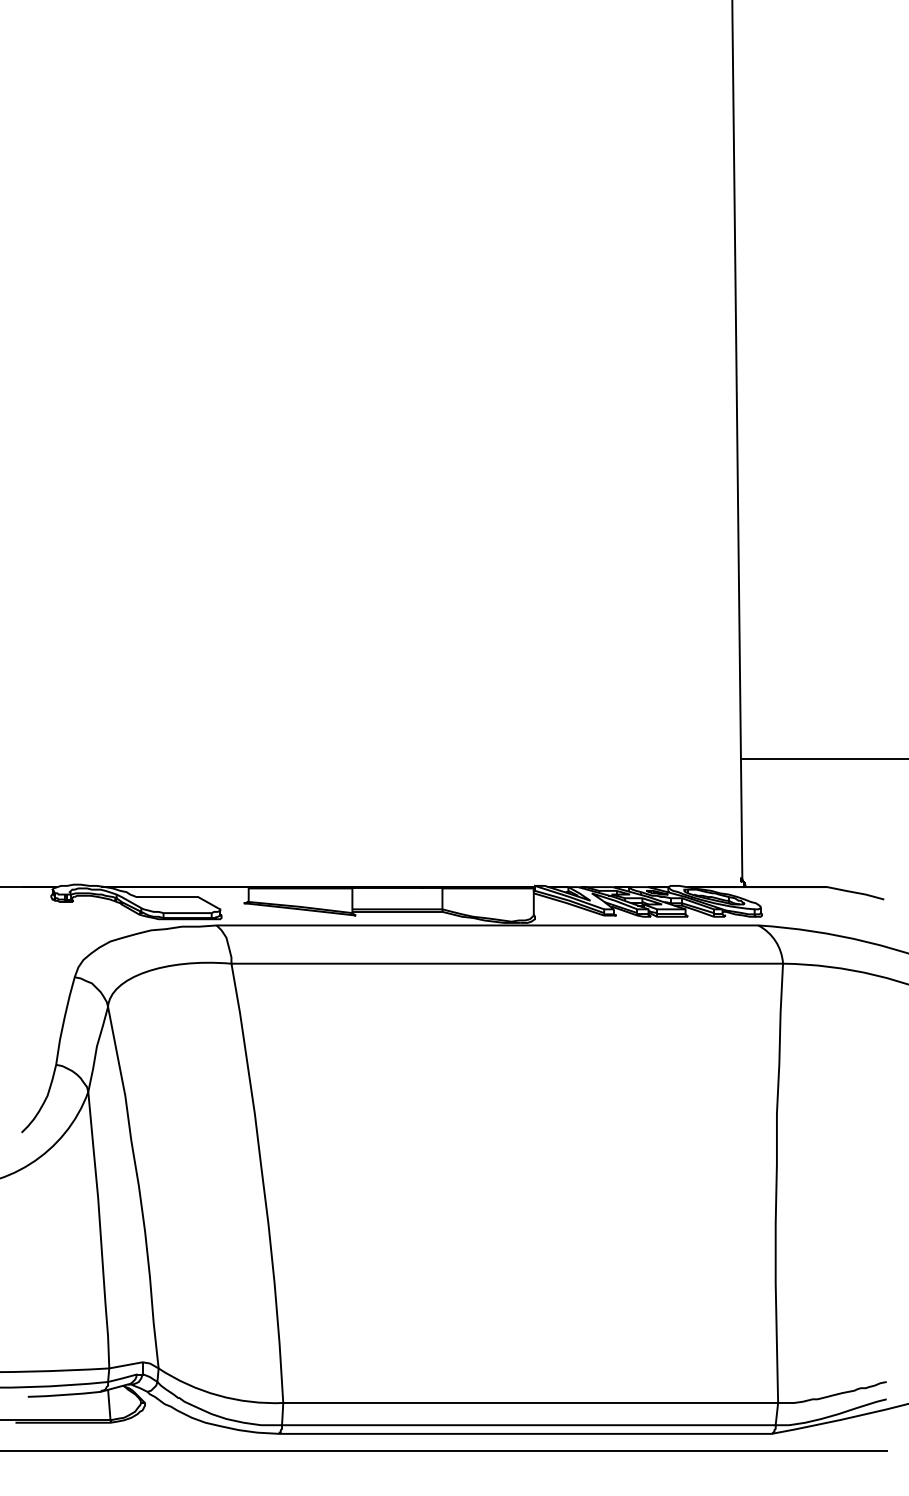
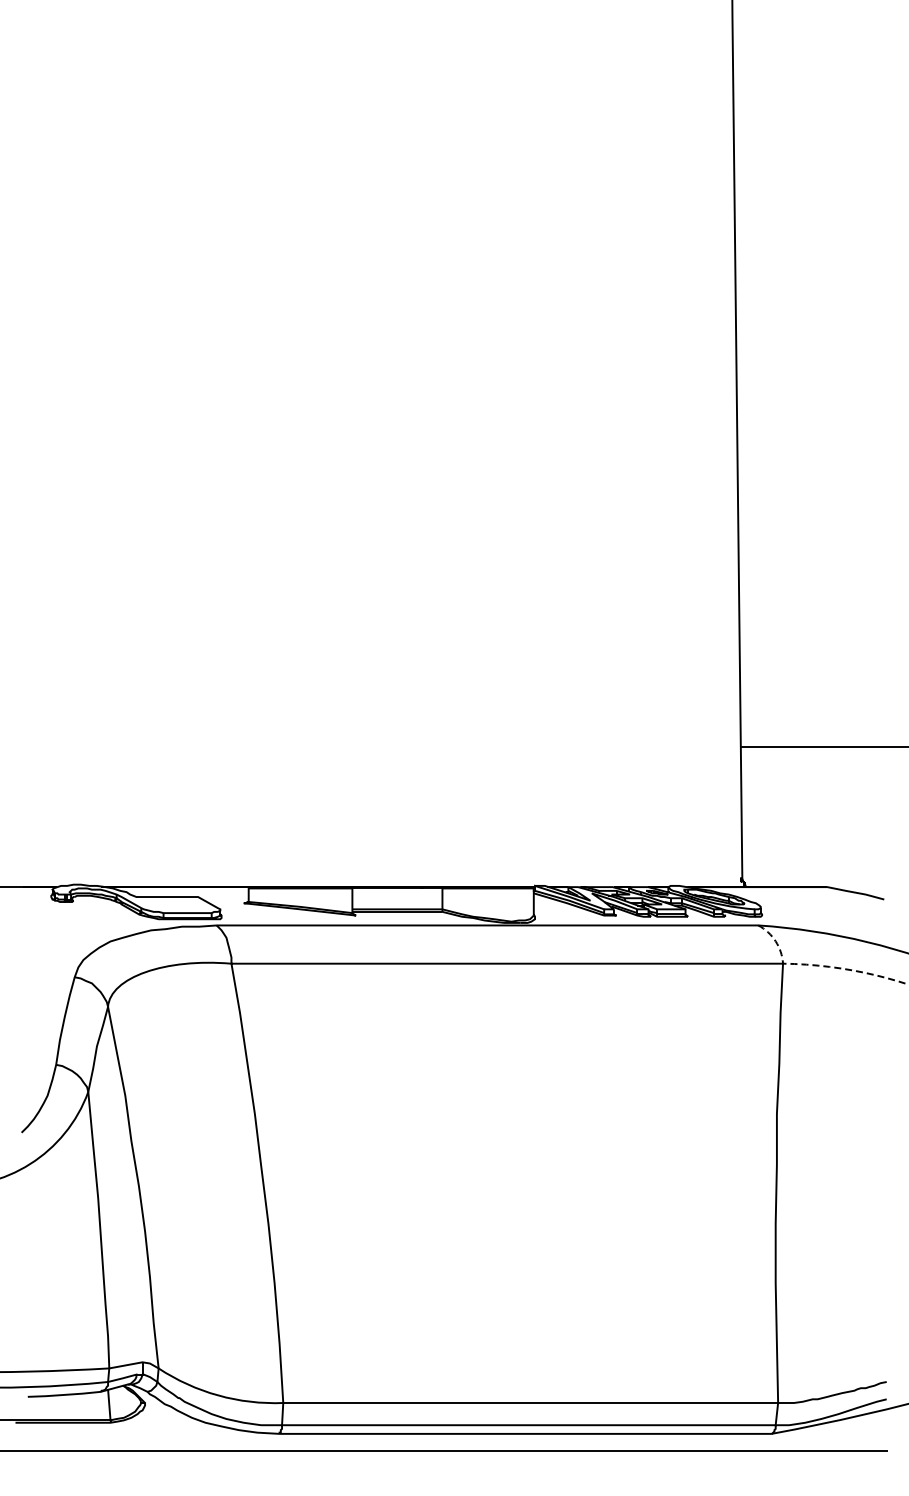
line position: (823, 759) -> (823, 747) (823, 747)
line: solid -> dashed (820, 965)
